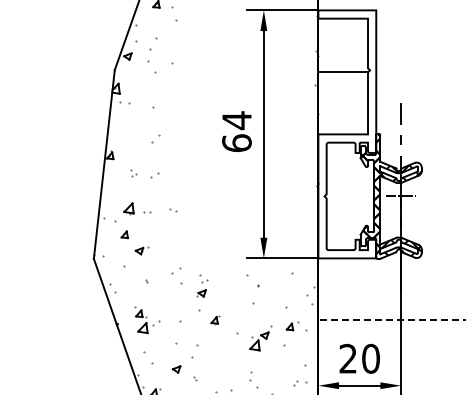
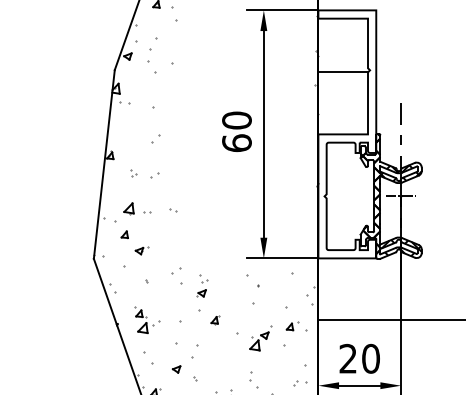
text: 64 -> 60 (236, 120)
line: dashed -> solid (391, 320)
